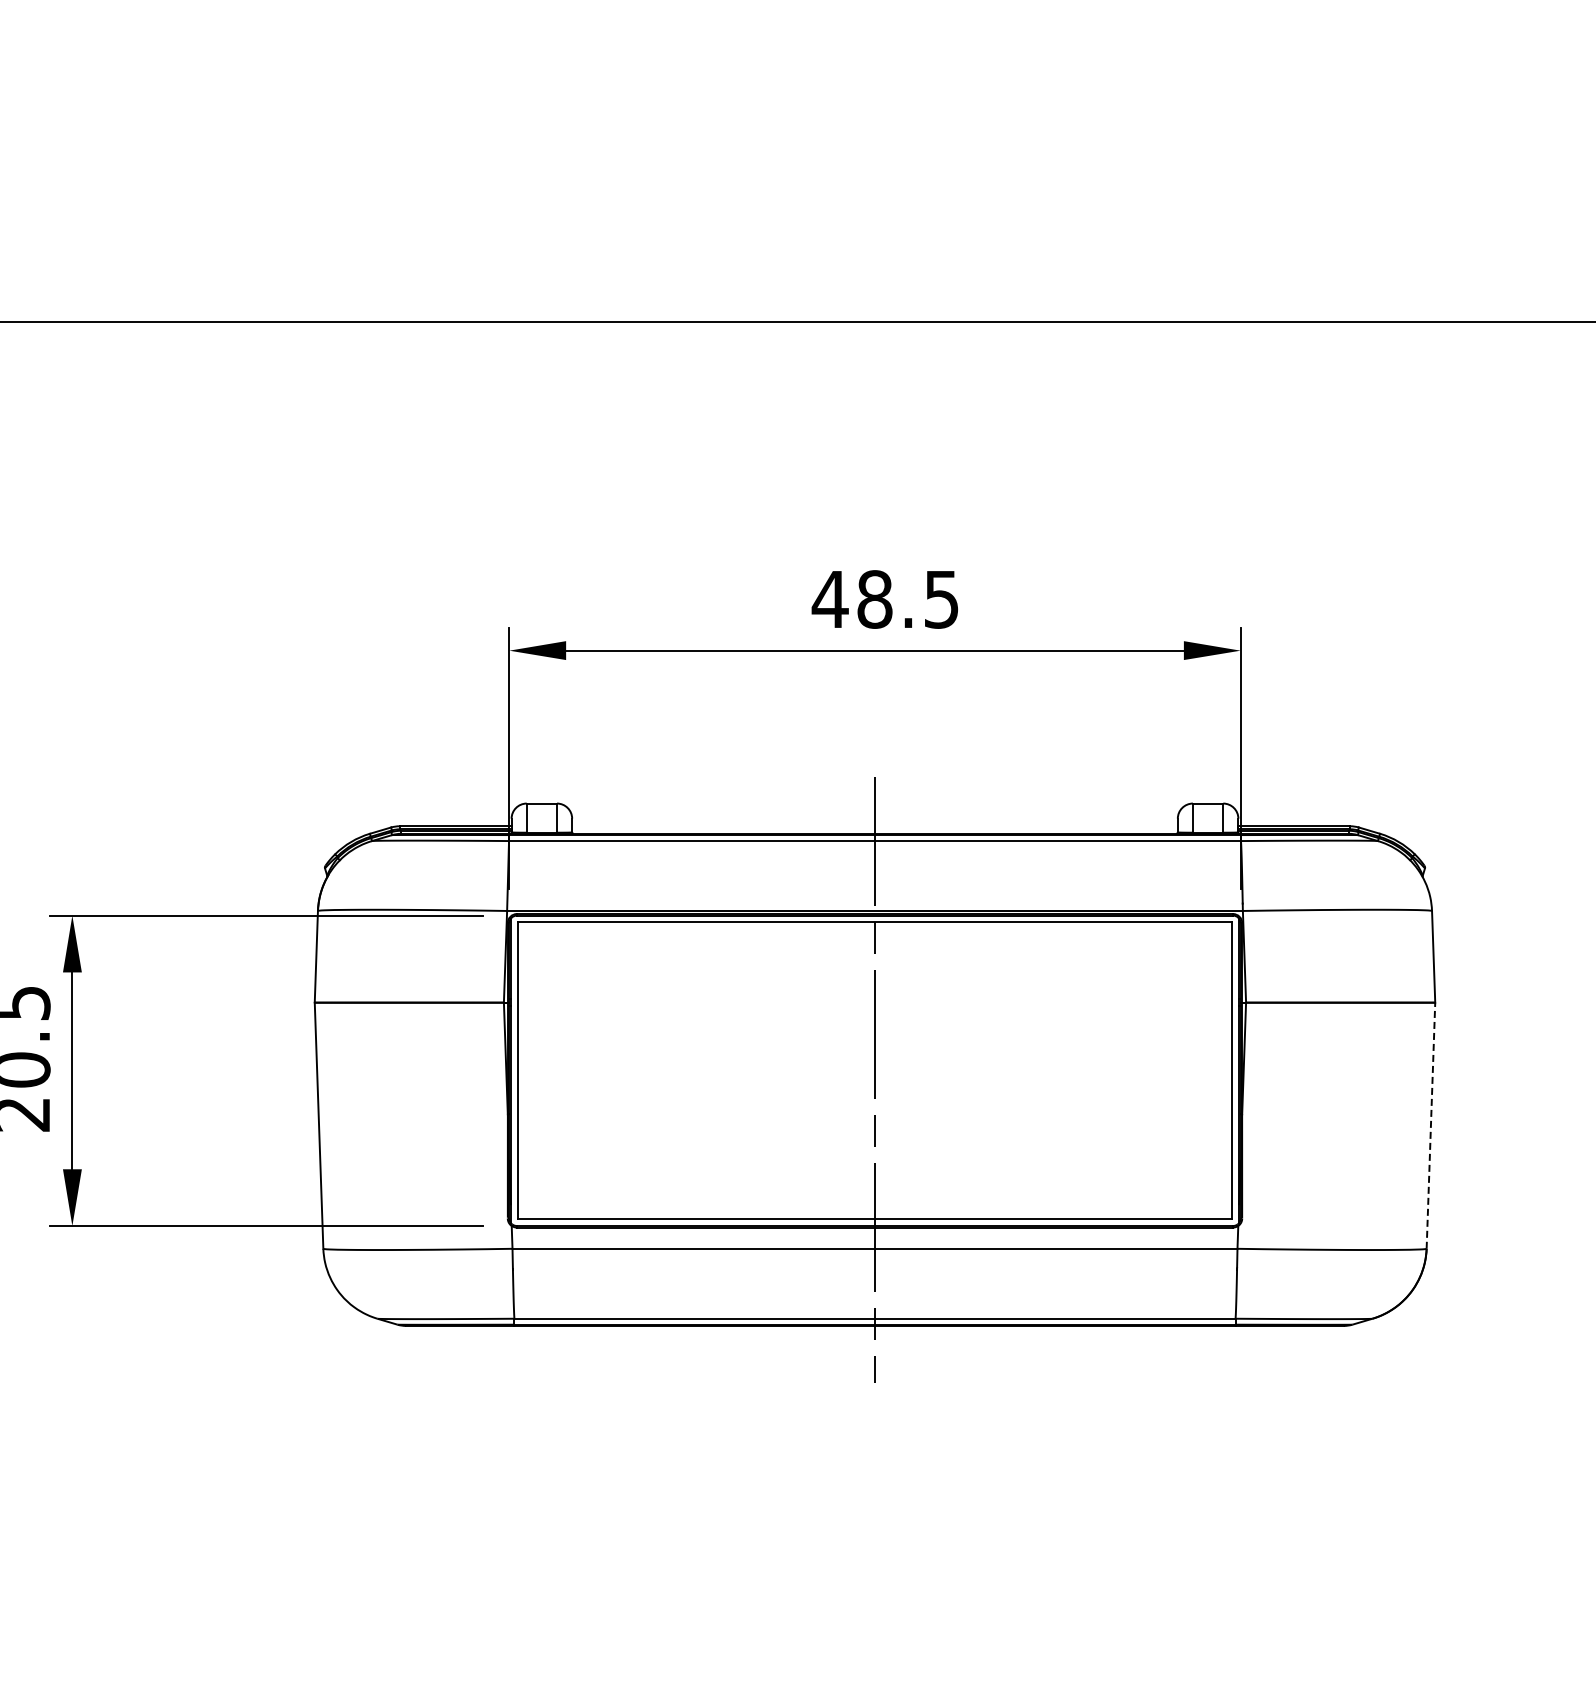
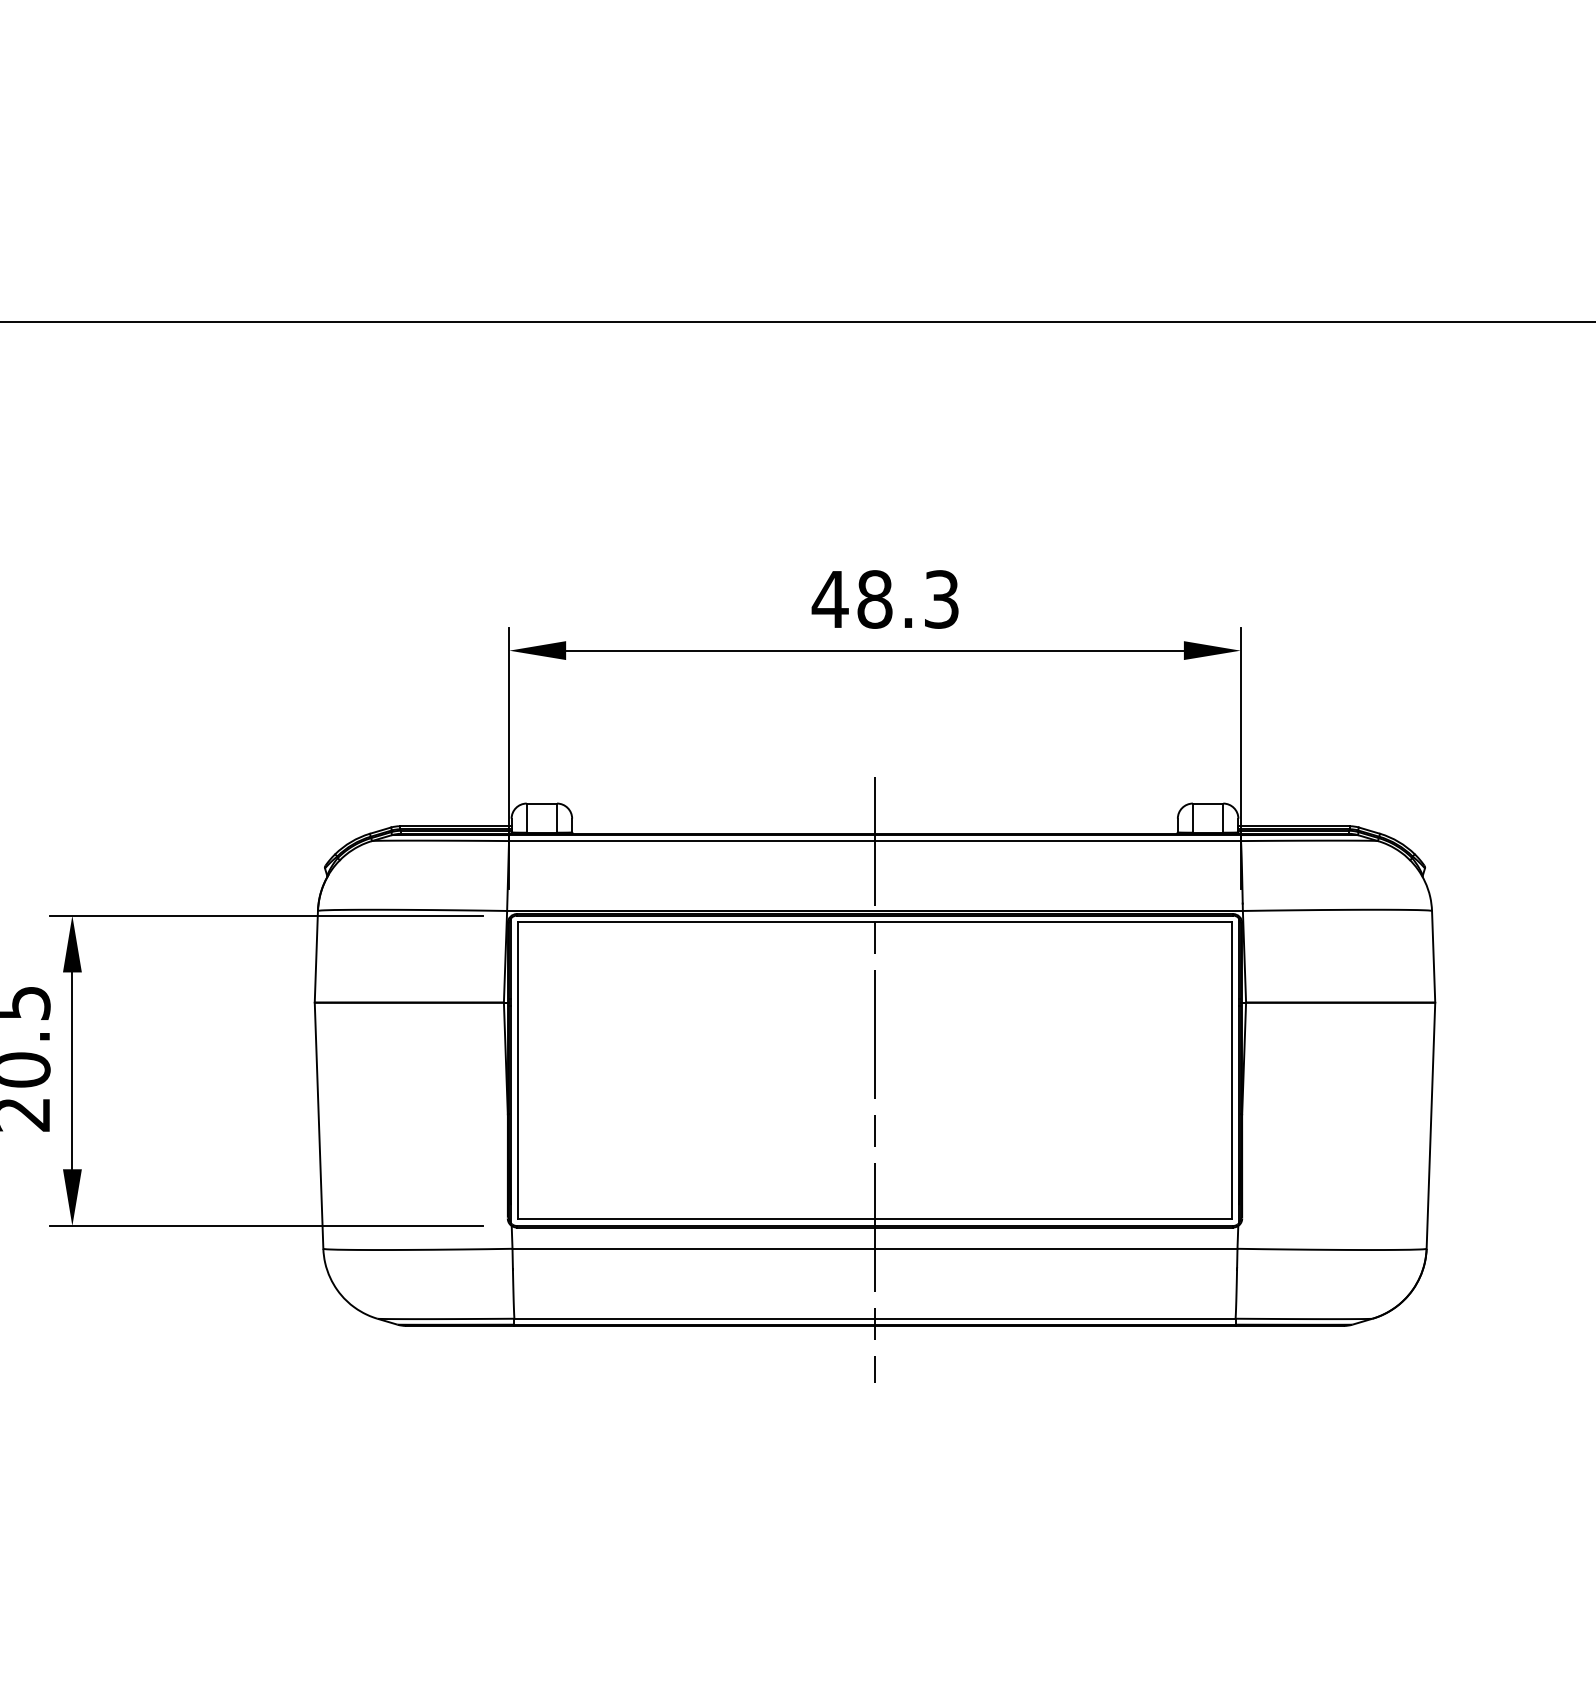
text: 48.5 -> 48.3 (941, 599)
line: dashed -> solid (1430, 1125)
